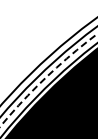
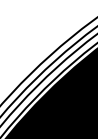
arc: dashed -> solid (46, 76)
